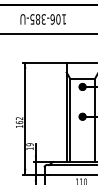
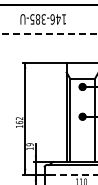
text: 106-385-U -> 146-385-U (58, 19)
line: solid -> dashed (49, 33)
line: solid -> dashed (73, 174)
